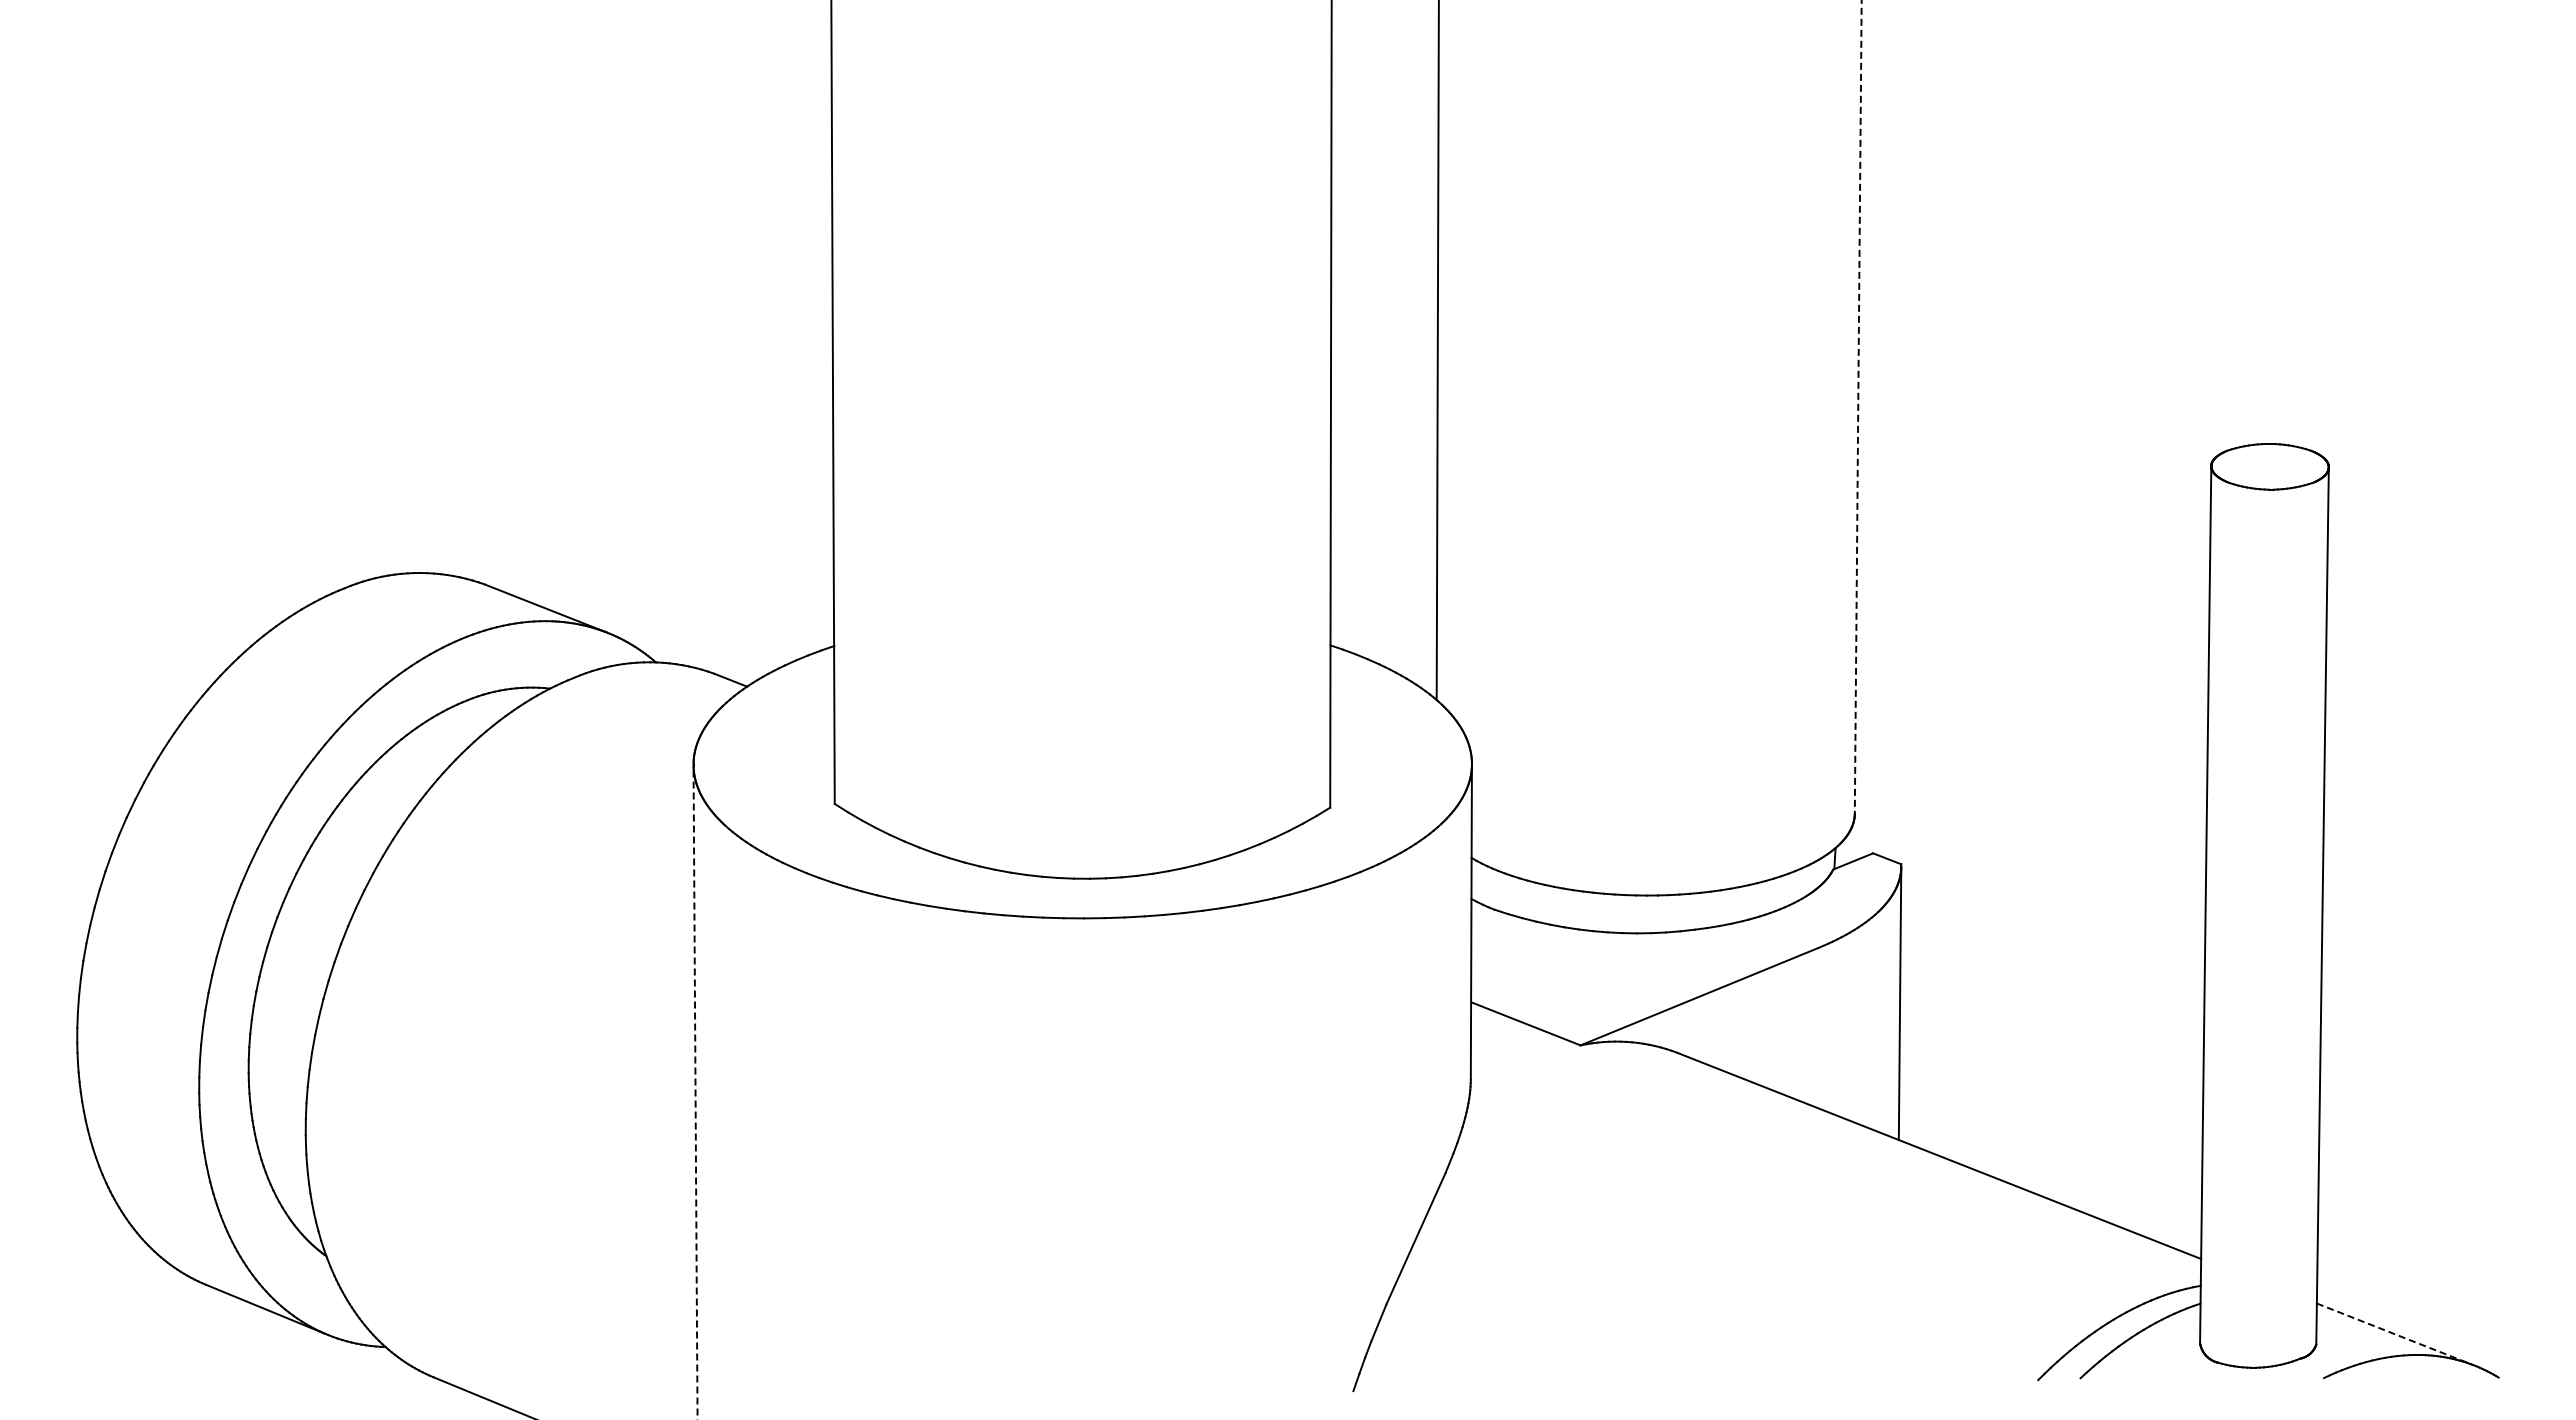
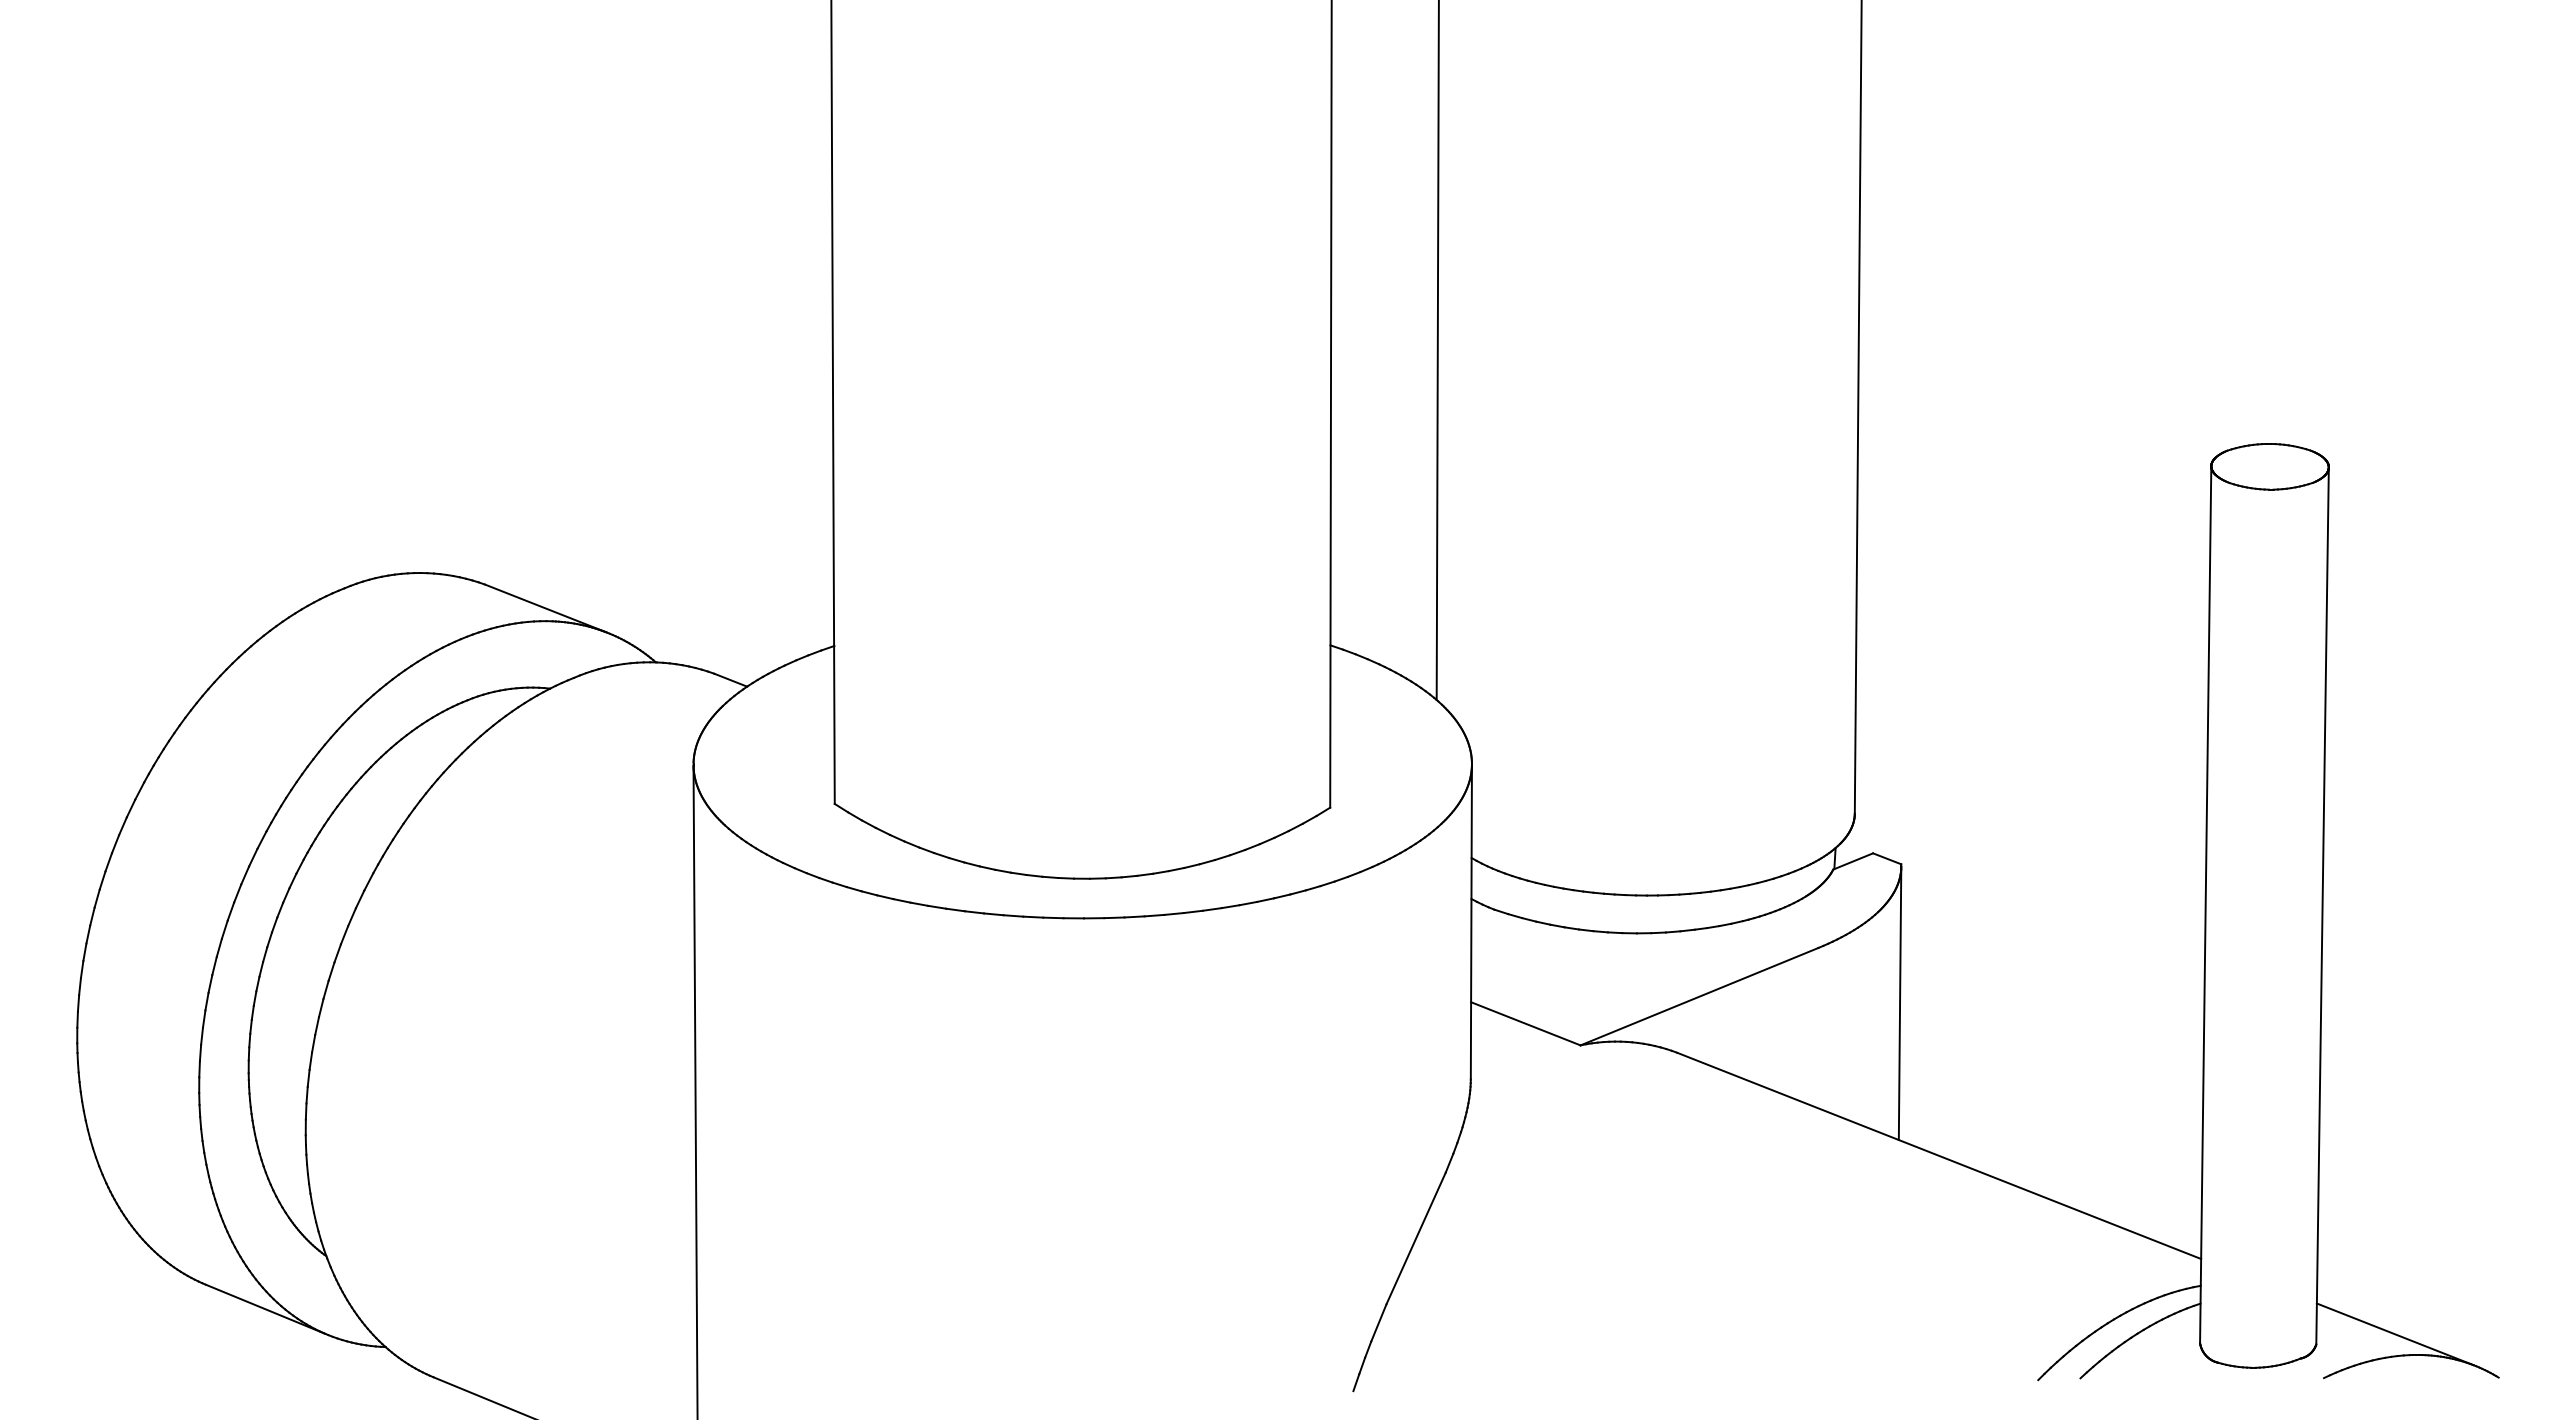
line: dashed -> solid (1858, 407)
line: dashed -> solid (695, 1092)
line: dashed -> solid (2395, 1334)
